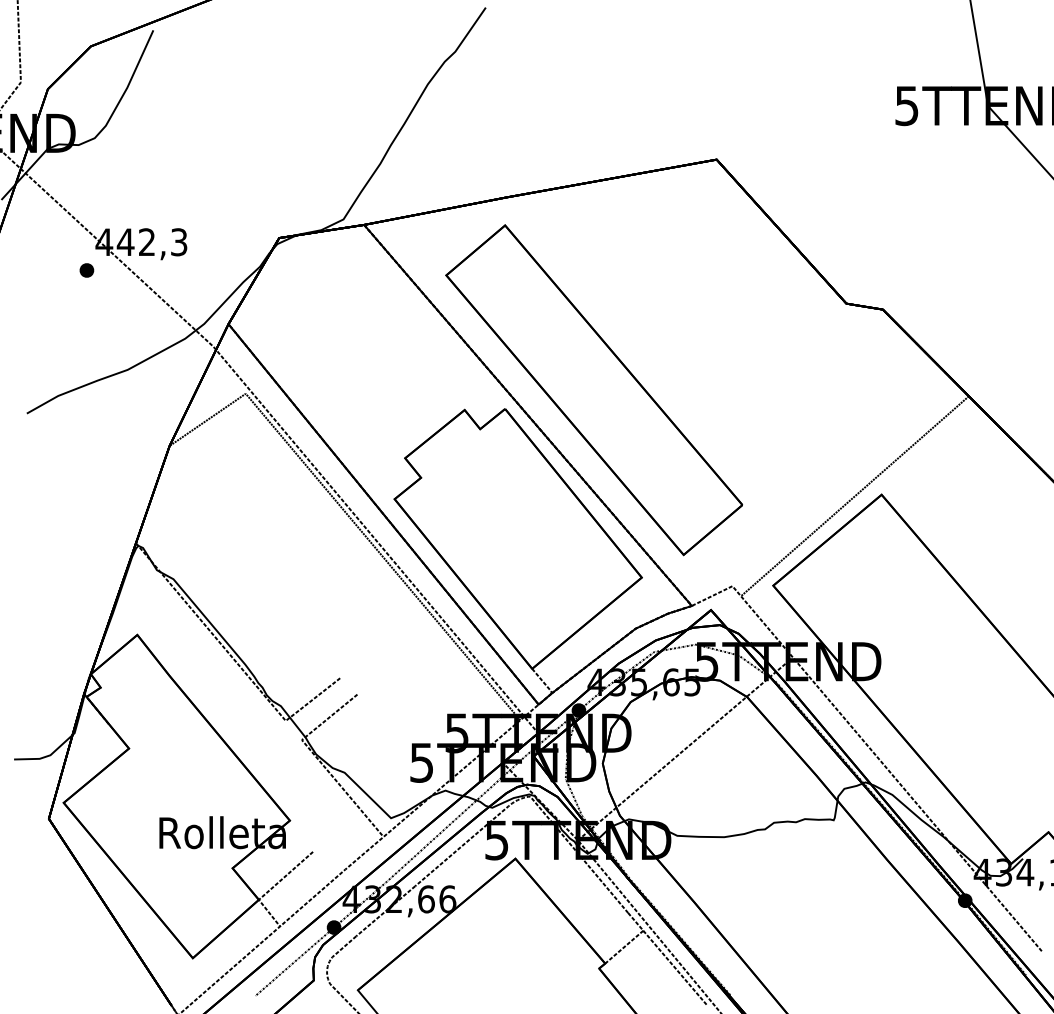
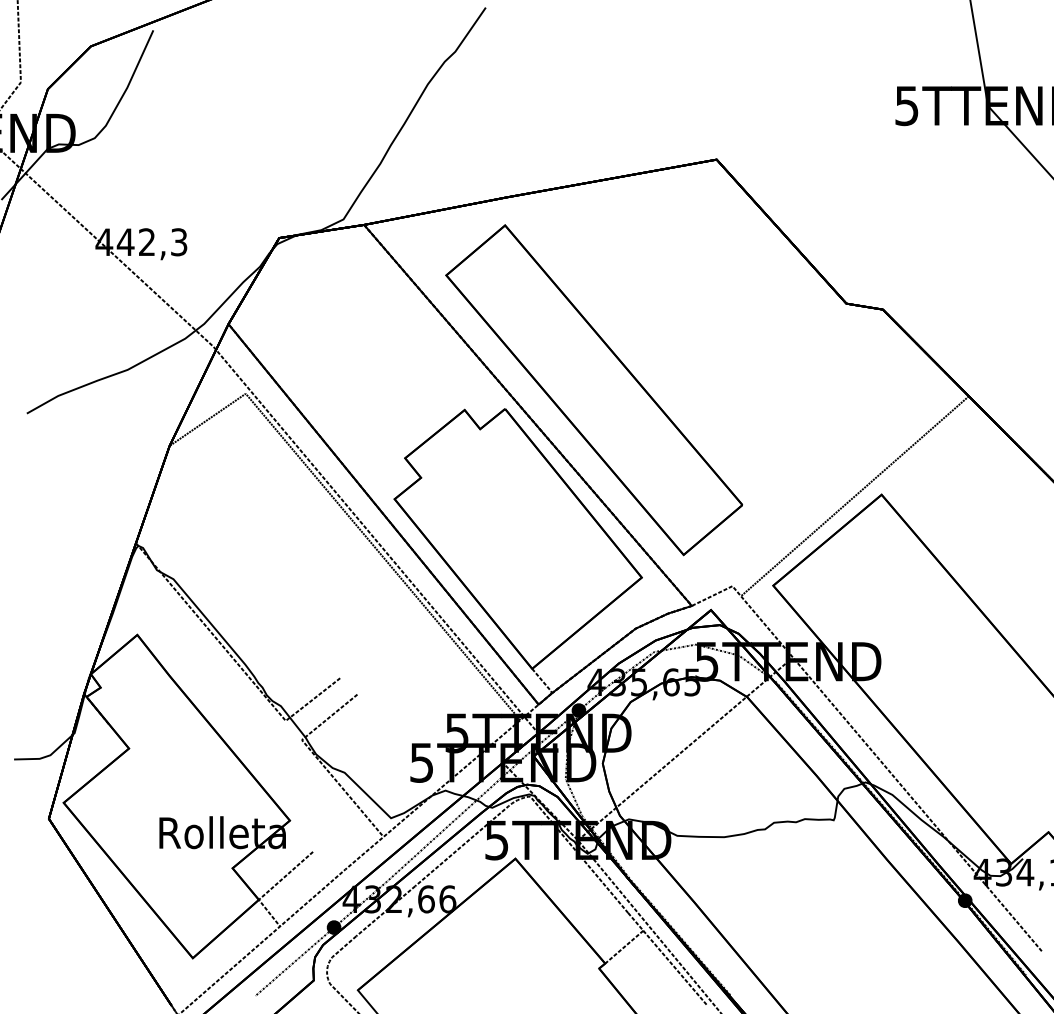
part: present -> none (86, 270)
